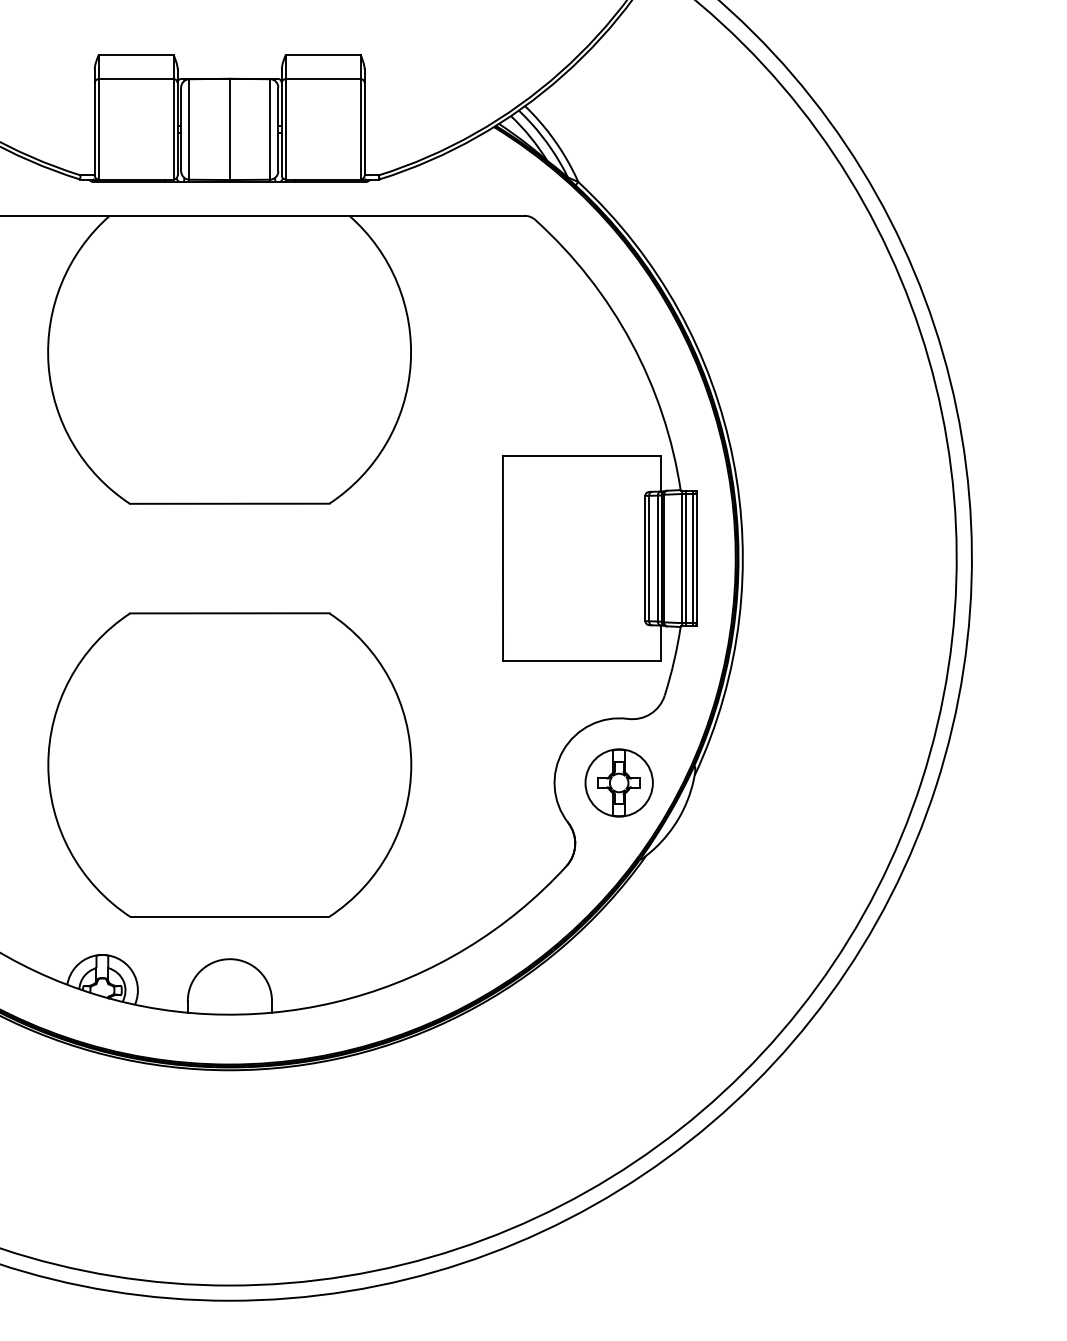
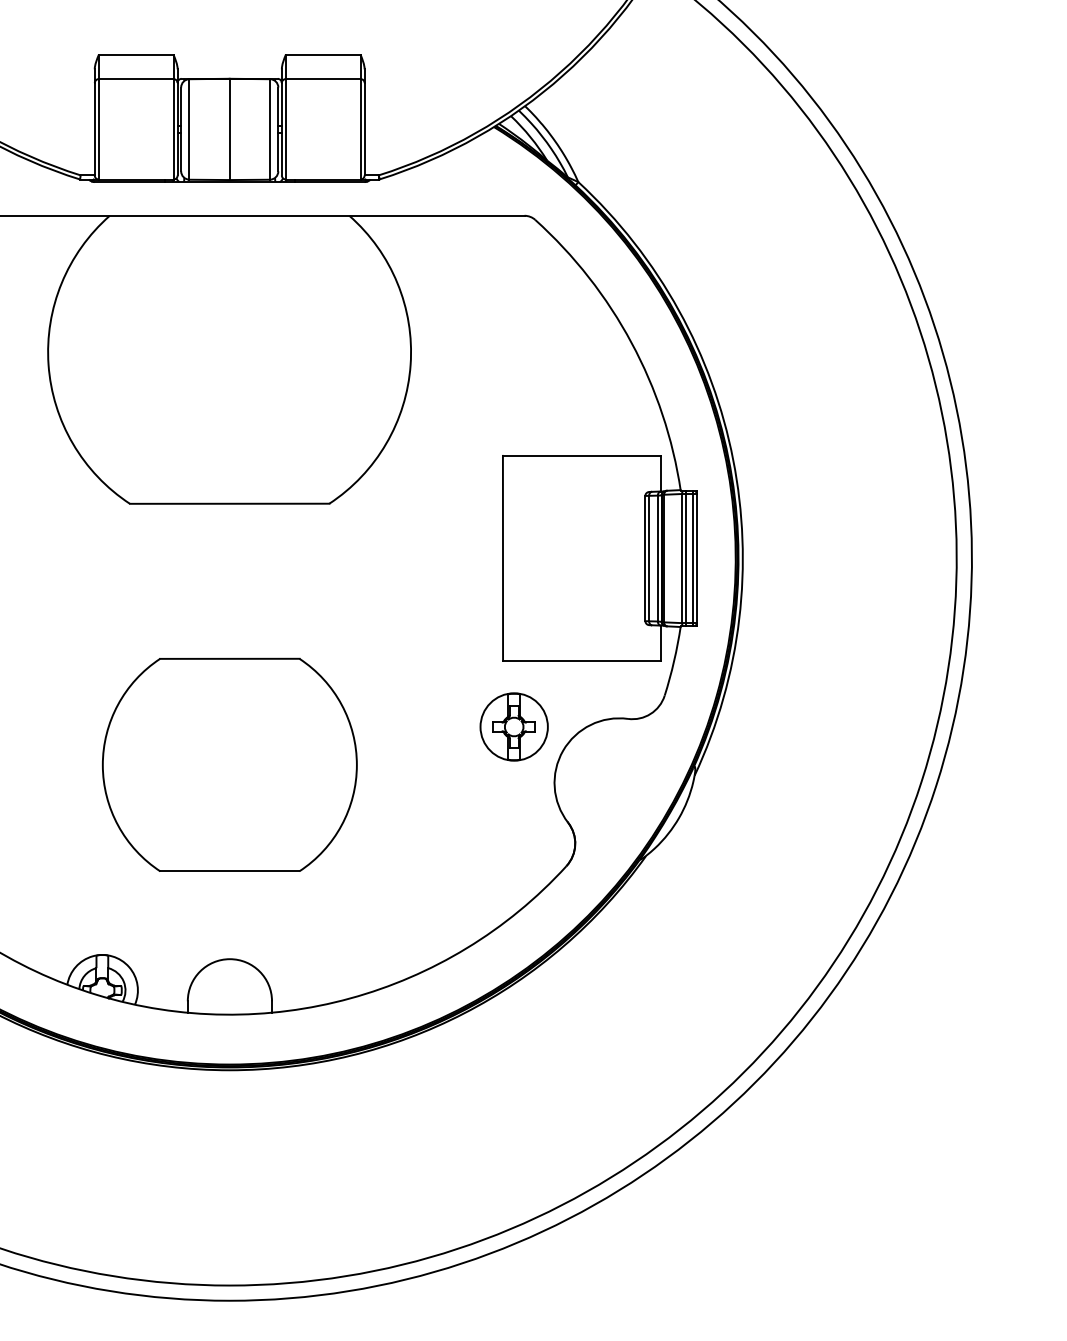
part size: 366x306 px -> 257x215 px (229, 764)
part position: (618, 782) -> (513, 726) (513, 726)
